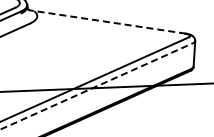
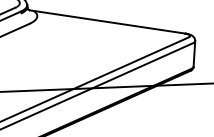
line: dashed -> solid (107, 22)
line: dashed -> solid (97, 86)
